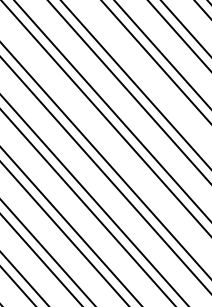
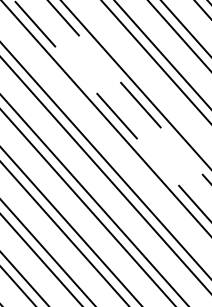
line: solid -> dashed (130, 93)
line: solid -> dashed (112, 111)
